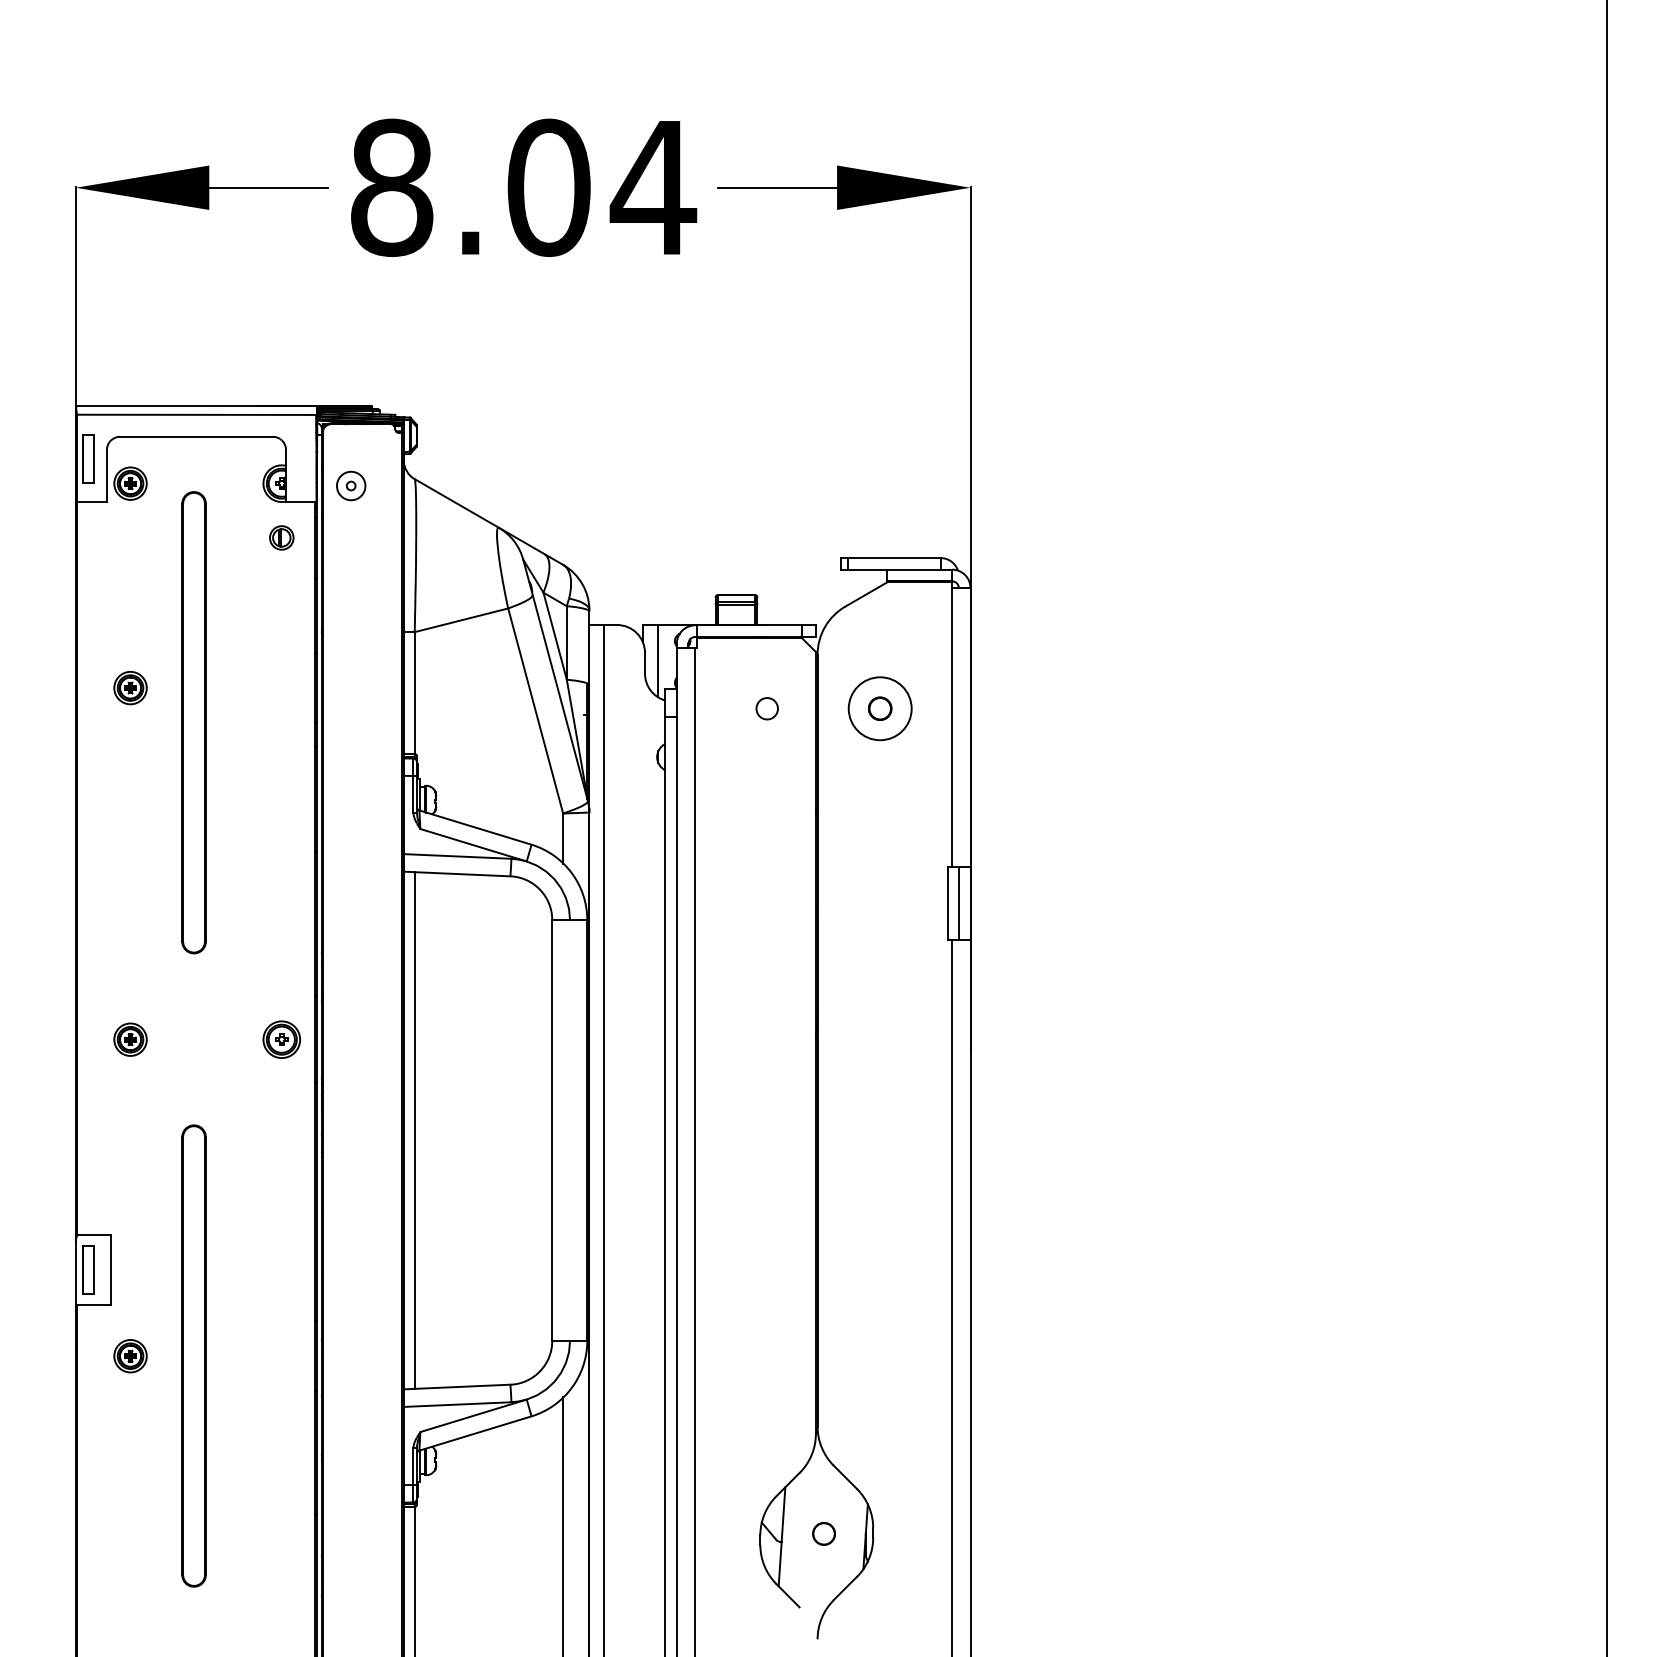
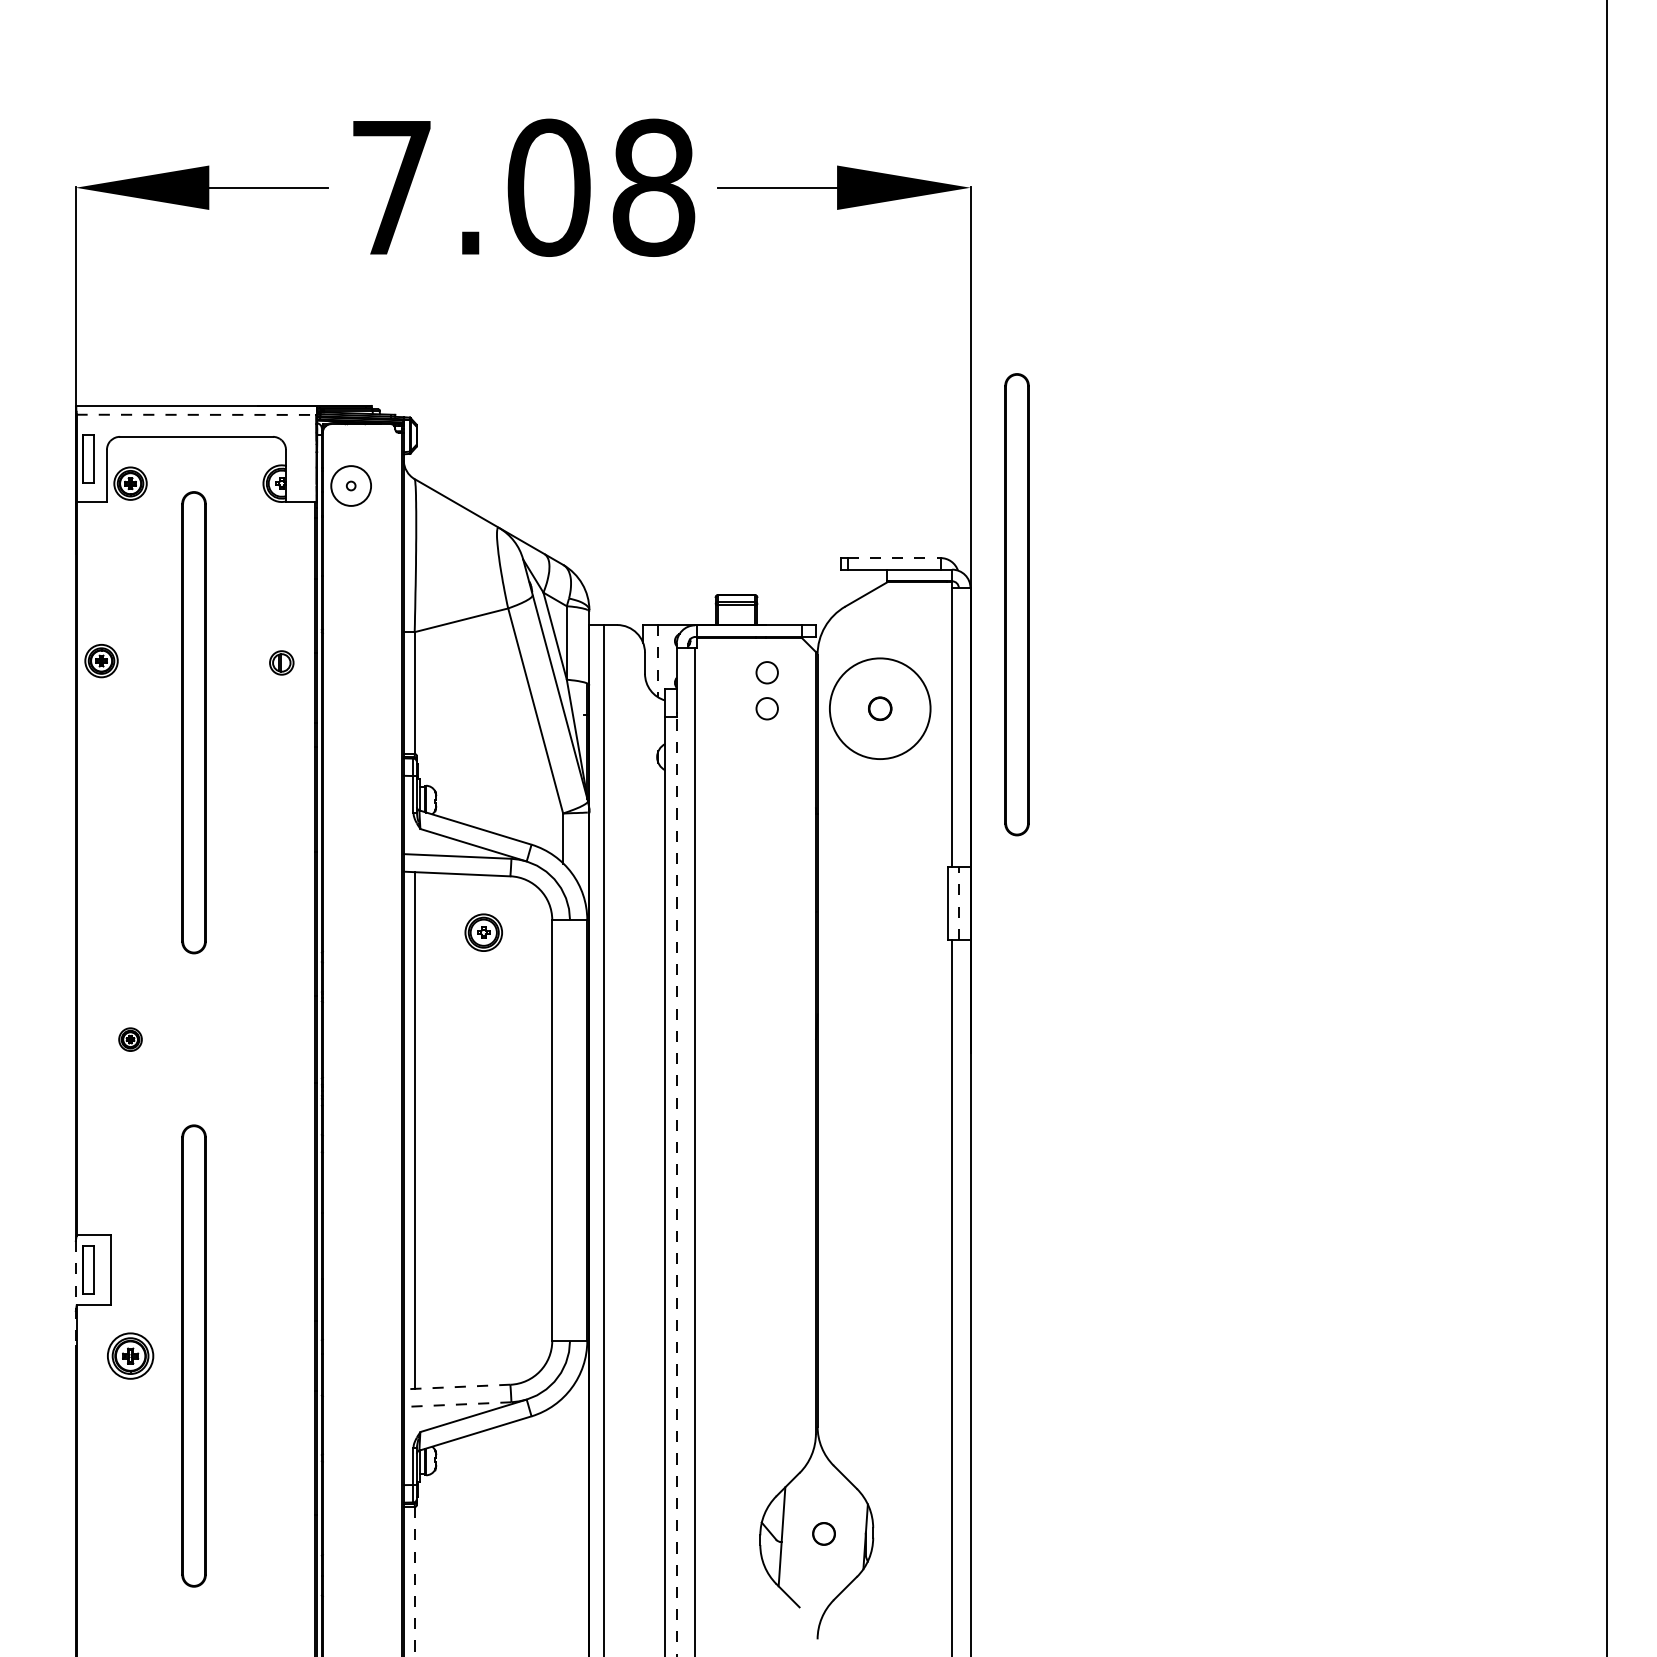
text: 8.04 -> 7.08 (524, 187)
line: solid -> dashed (196, 414)
circle diameter: 28 px -> 40 px (351, 485)
part position: (281, 537) -> (281, 662) (281, 662)
line: solid -> dashed (894, 558)
part: none -> present (1016, 604)
line: solid -> dashed (658, 661)
circle: none -> present (766, 672)
part position: (130, 688) -> (101, 661) (101, 661)
circle diameter: 63 px -> 101 px (879, 708)
line: solid -> dashed (958, 902)
part size: 35x35 px -> 25x25 px (130, 1039)
part position: (281, 1039) -> (483, 932) (483, 932)
line: solid -> dashed (676, 1187)
line: solid -> dashed (75, 1293)
part size: 35x35 px -> 48x48 px (130, 1355)
line: solid -> dashed (456, 1387)
line: solid -> dashed (457, 1404)
line: present -> none (563, 1525)
line: solid -> dashed (414, 1581)
